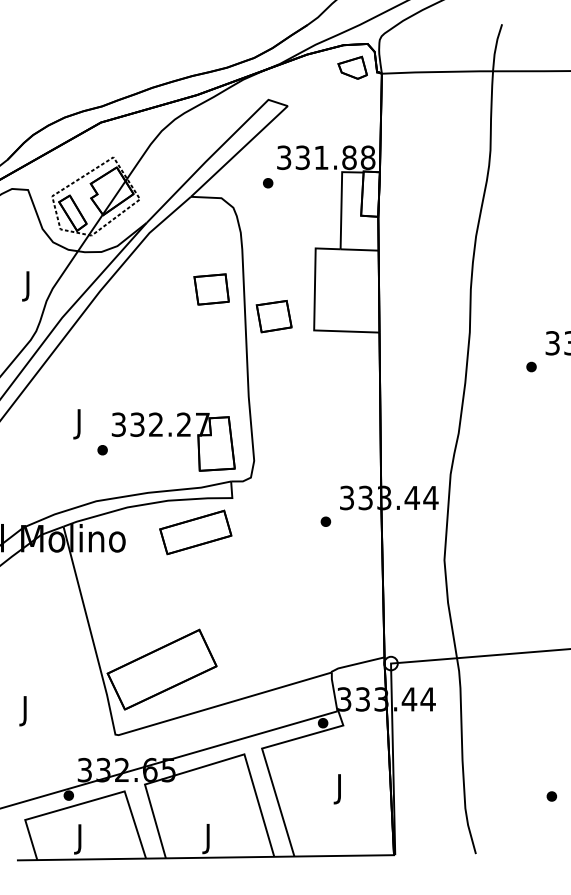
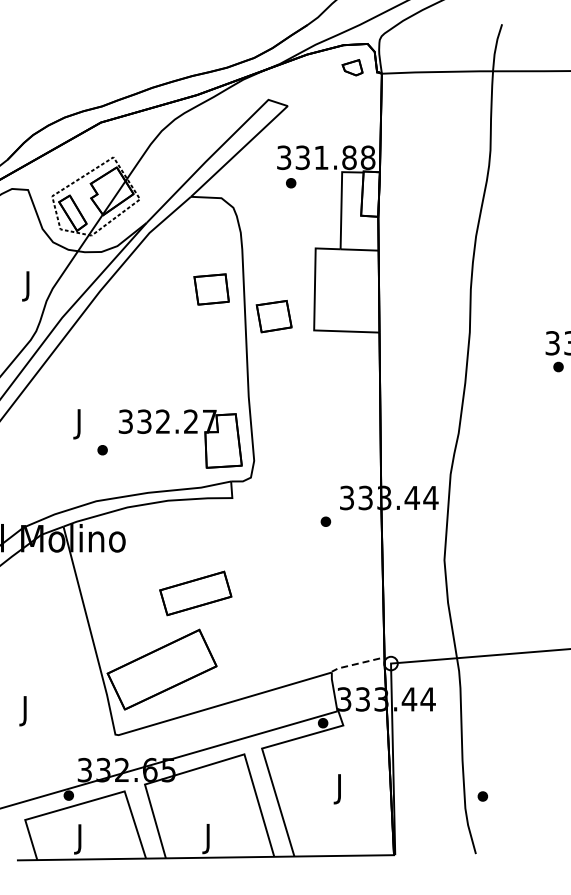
part size: 31x25 px -> 23x18 px (352, 67)
part position: (268, 183) -> (291, 183) (291, 183)
part position: (531, 366) -> (558, 366) (558, 366)
part position: (173, 441) -> (180, 438) (180, 438)
part position: (195, 532) -> (195, 593) (195, 593)
line: solid -> dashed (356, 664)
part position: (551, 796) -> (482, 796) (482, 796)
